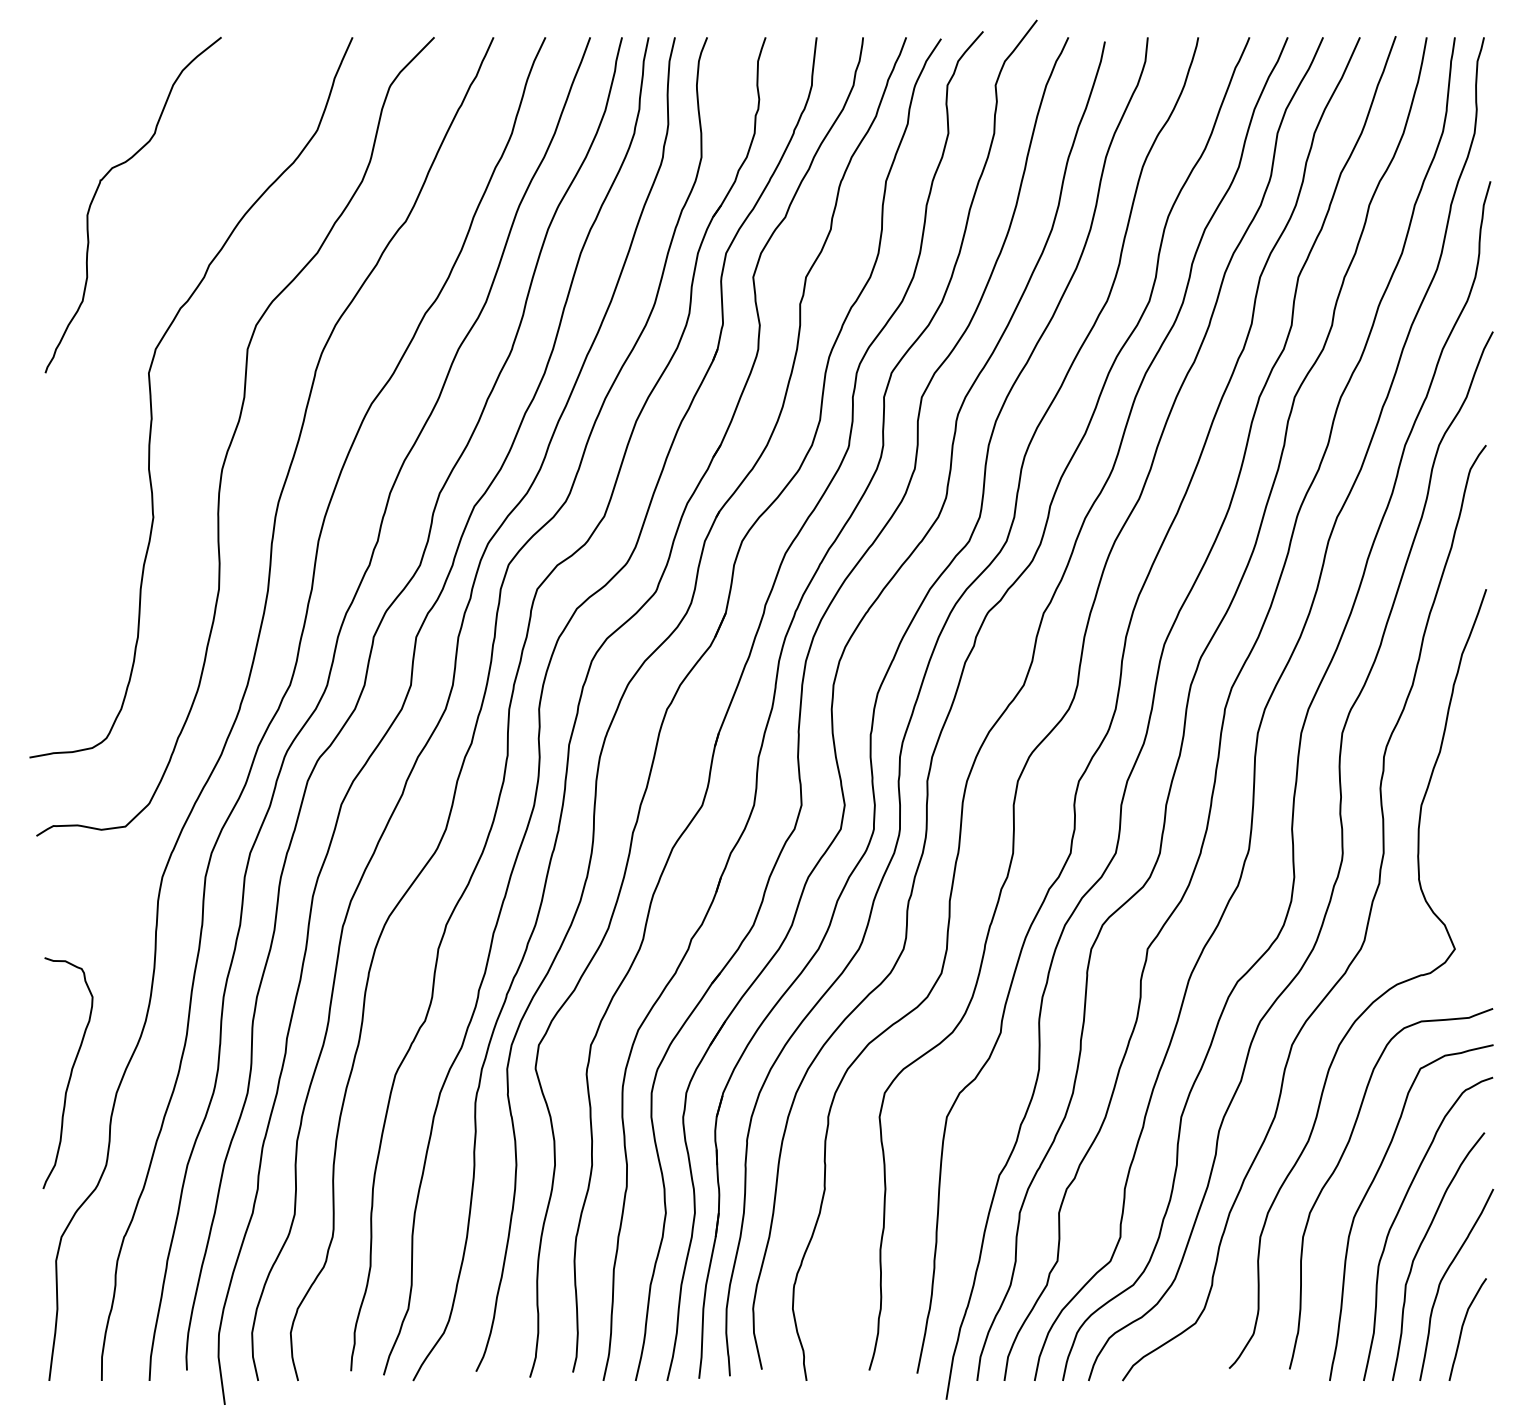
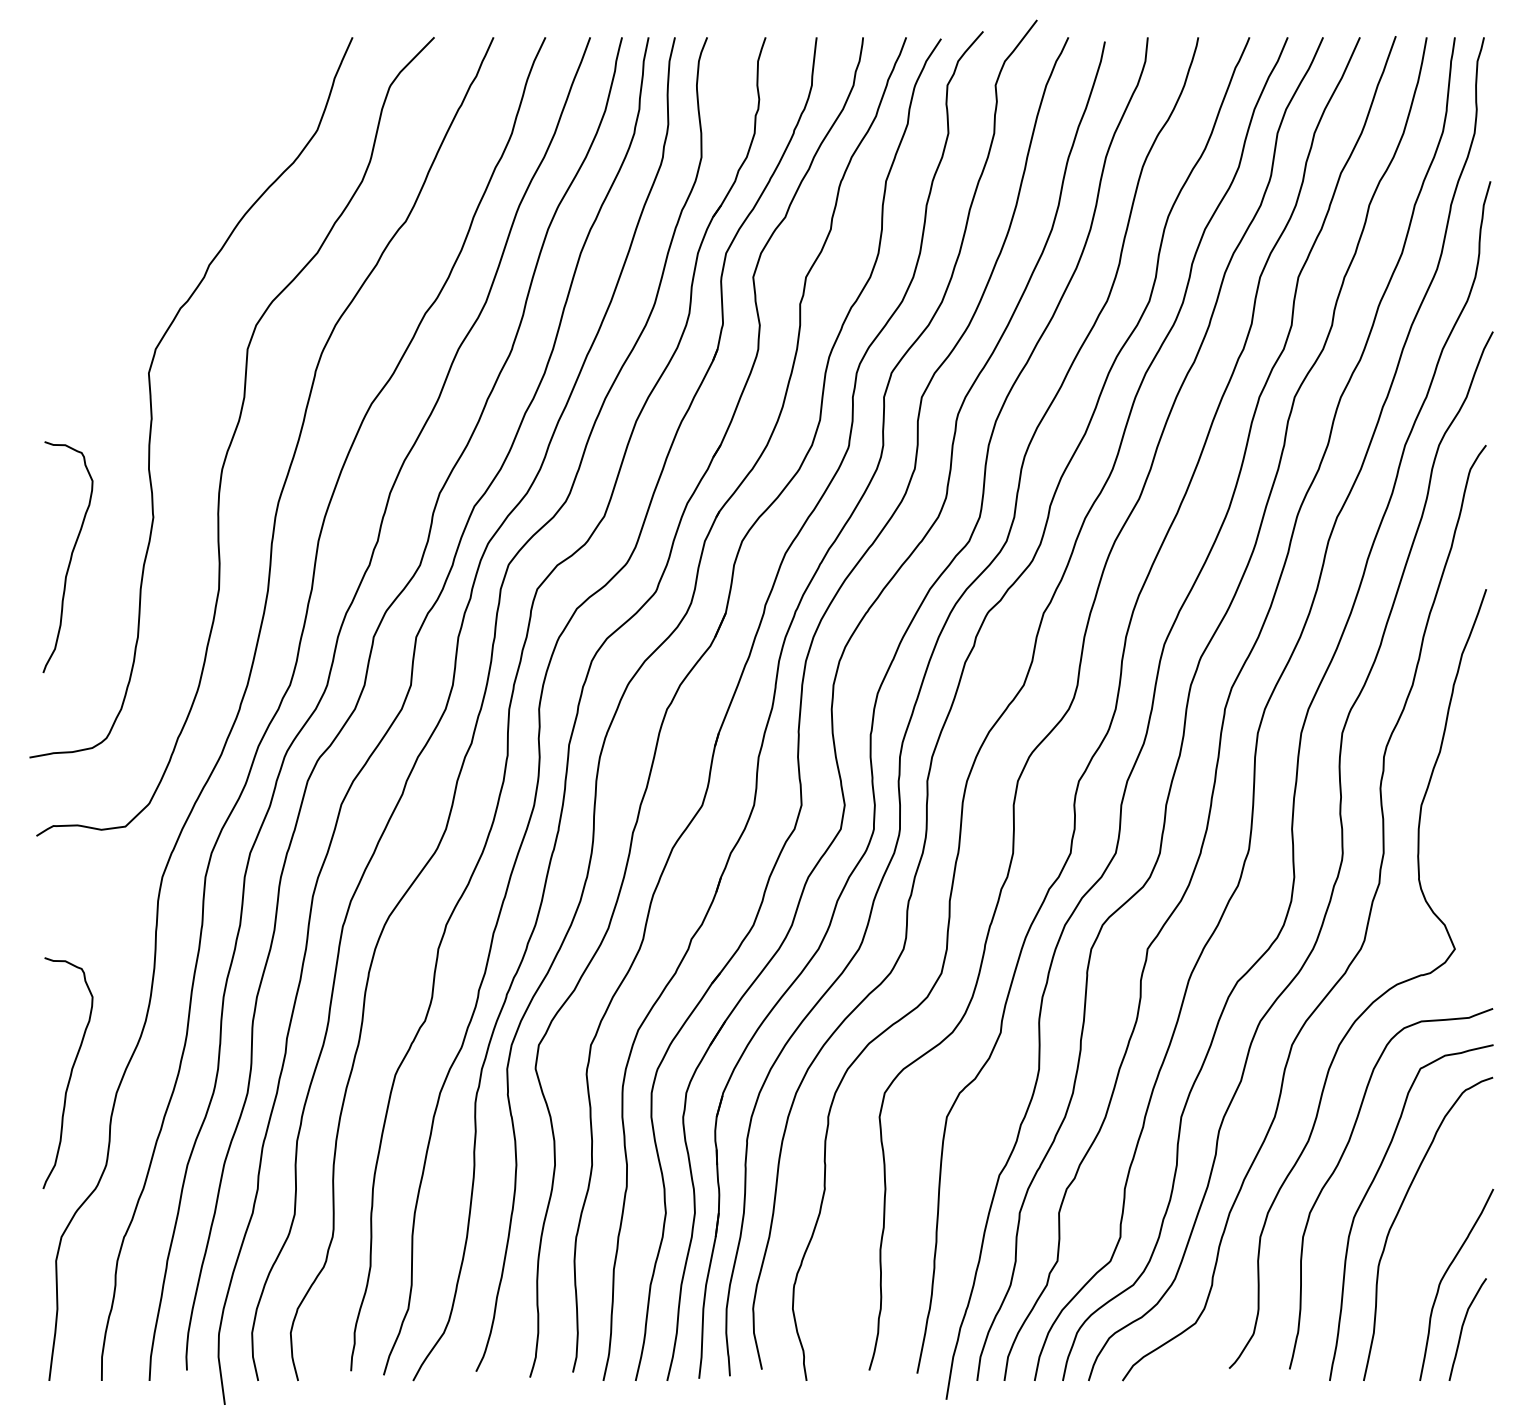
curve: present -> none (98, 189)
curve: none -> present (69, 559)
curve: present -> none (1420, 1247)
